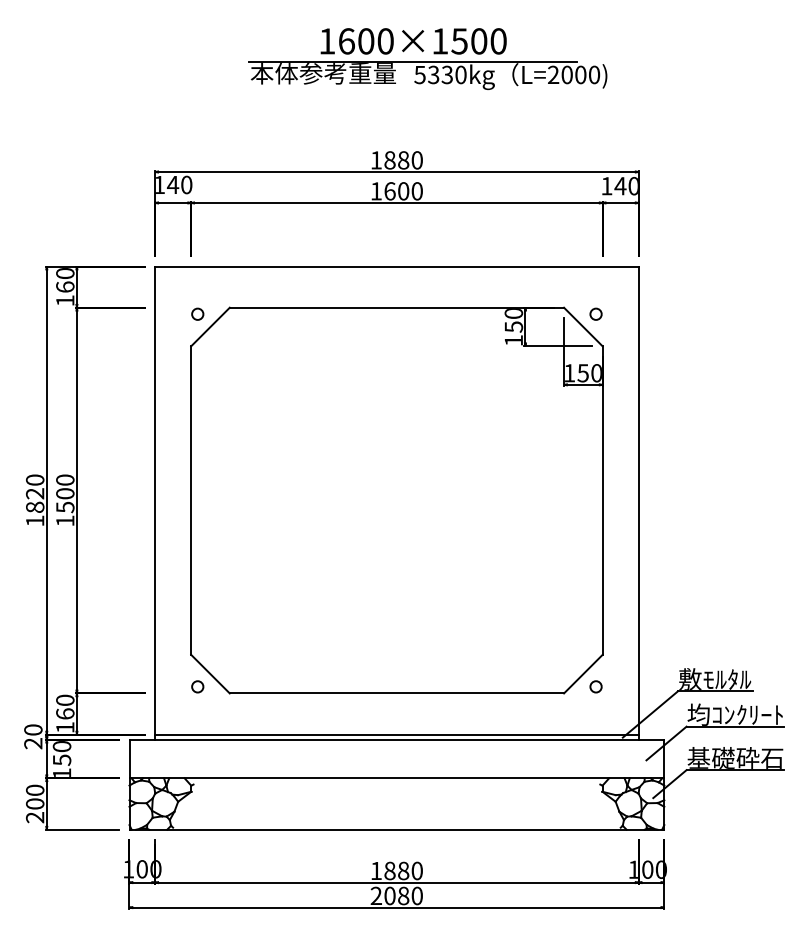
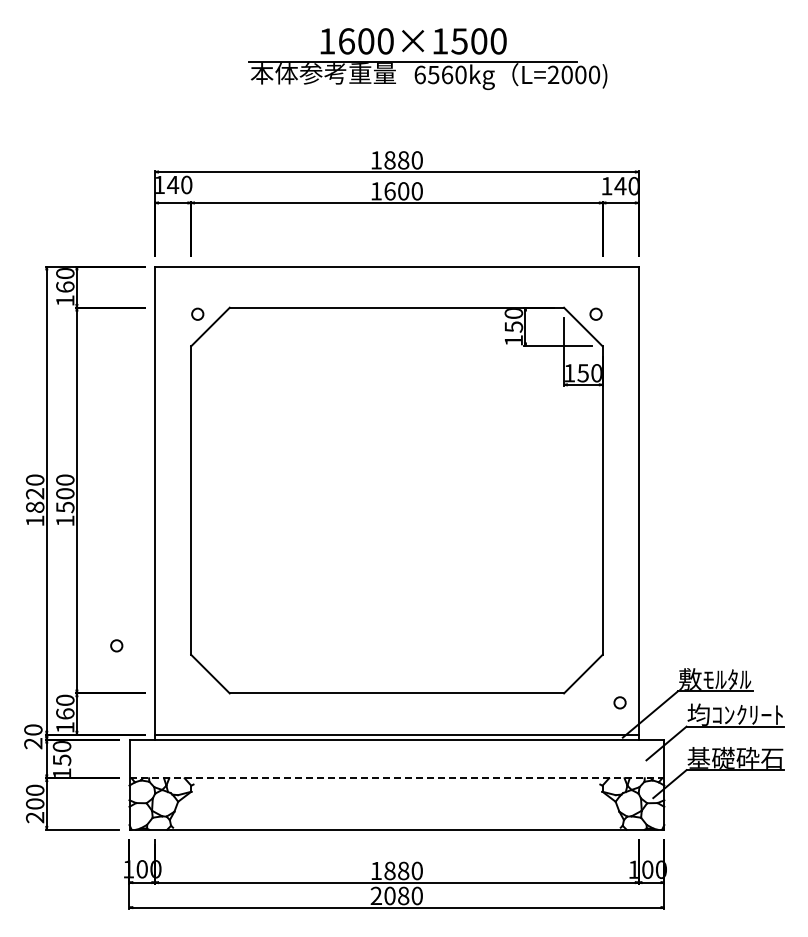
text: 5330kg -> 6560kg (433, 74)
circle position: (197, 686) -> (116, 645) (116, 645)
circle position: (595, 686) -> (619, 702) (619, 702)
line: solid -> dashed (397, 778)
